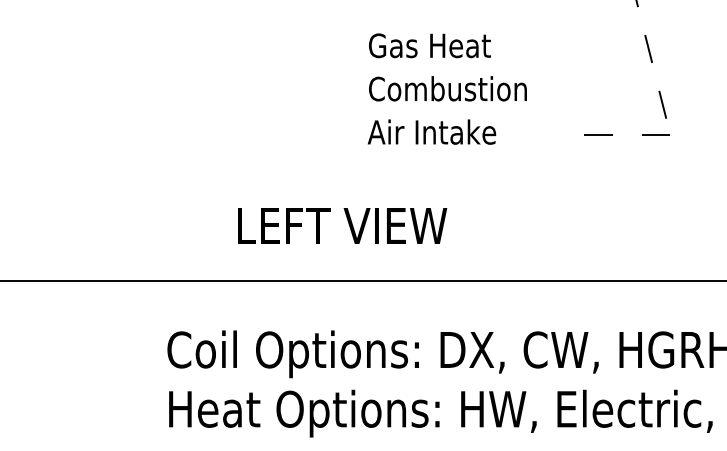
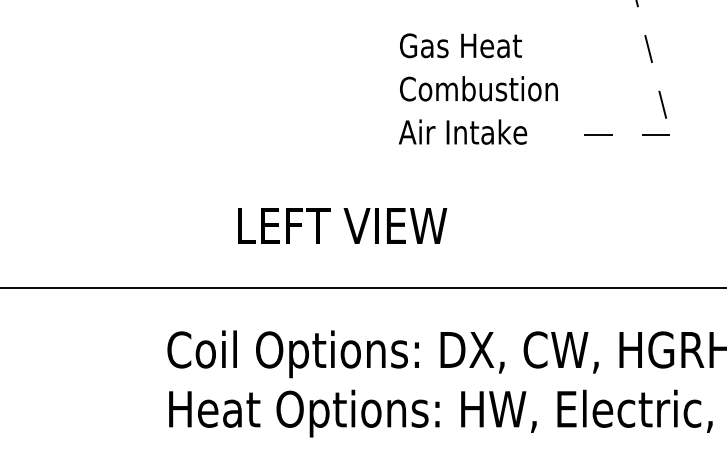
text position: (446, 88) -> (477, 88) (477, 88)
line position: (362, 281) -> (362, 288) (362, 288)
